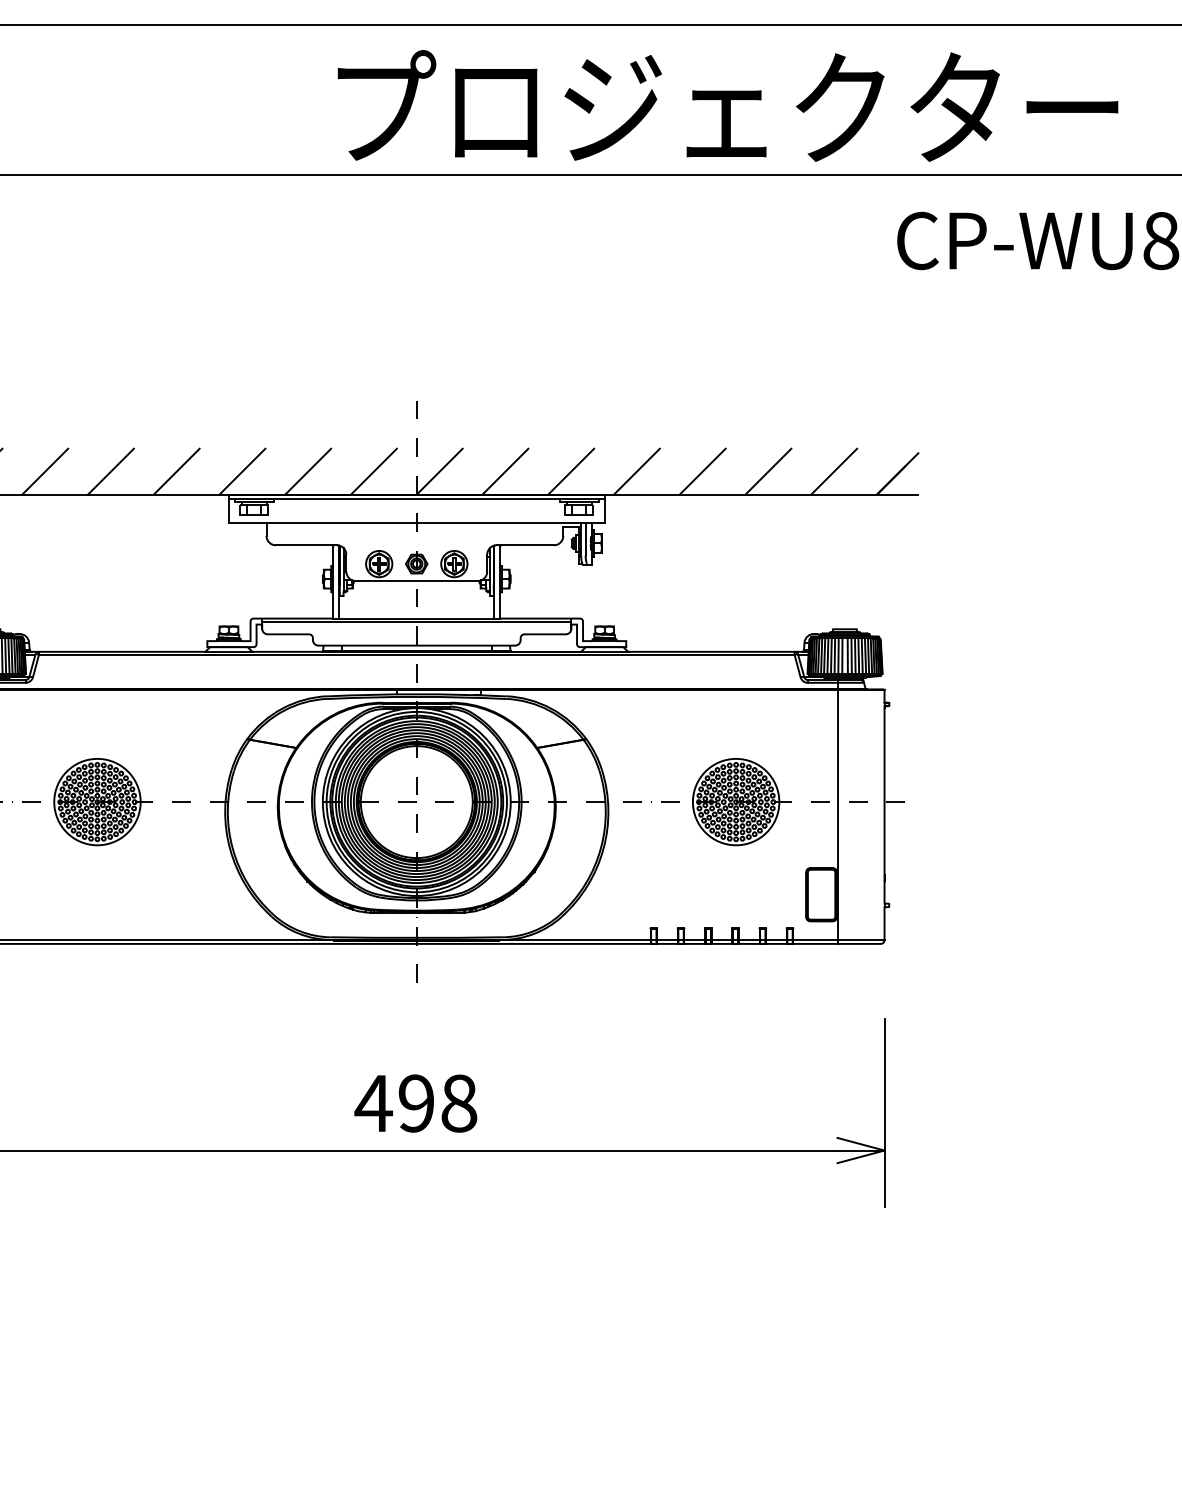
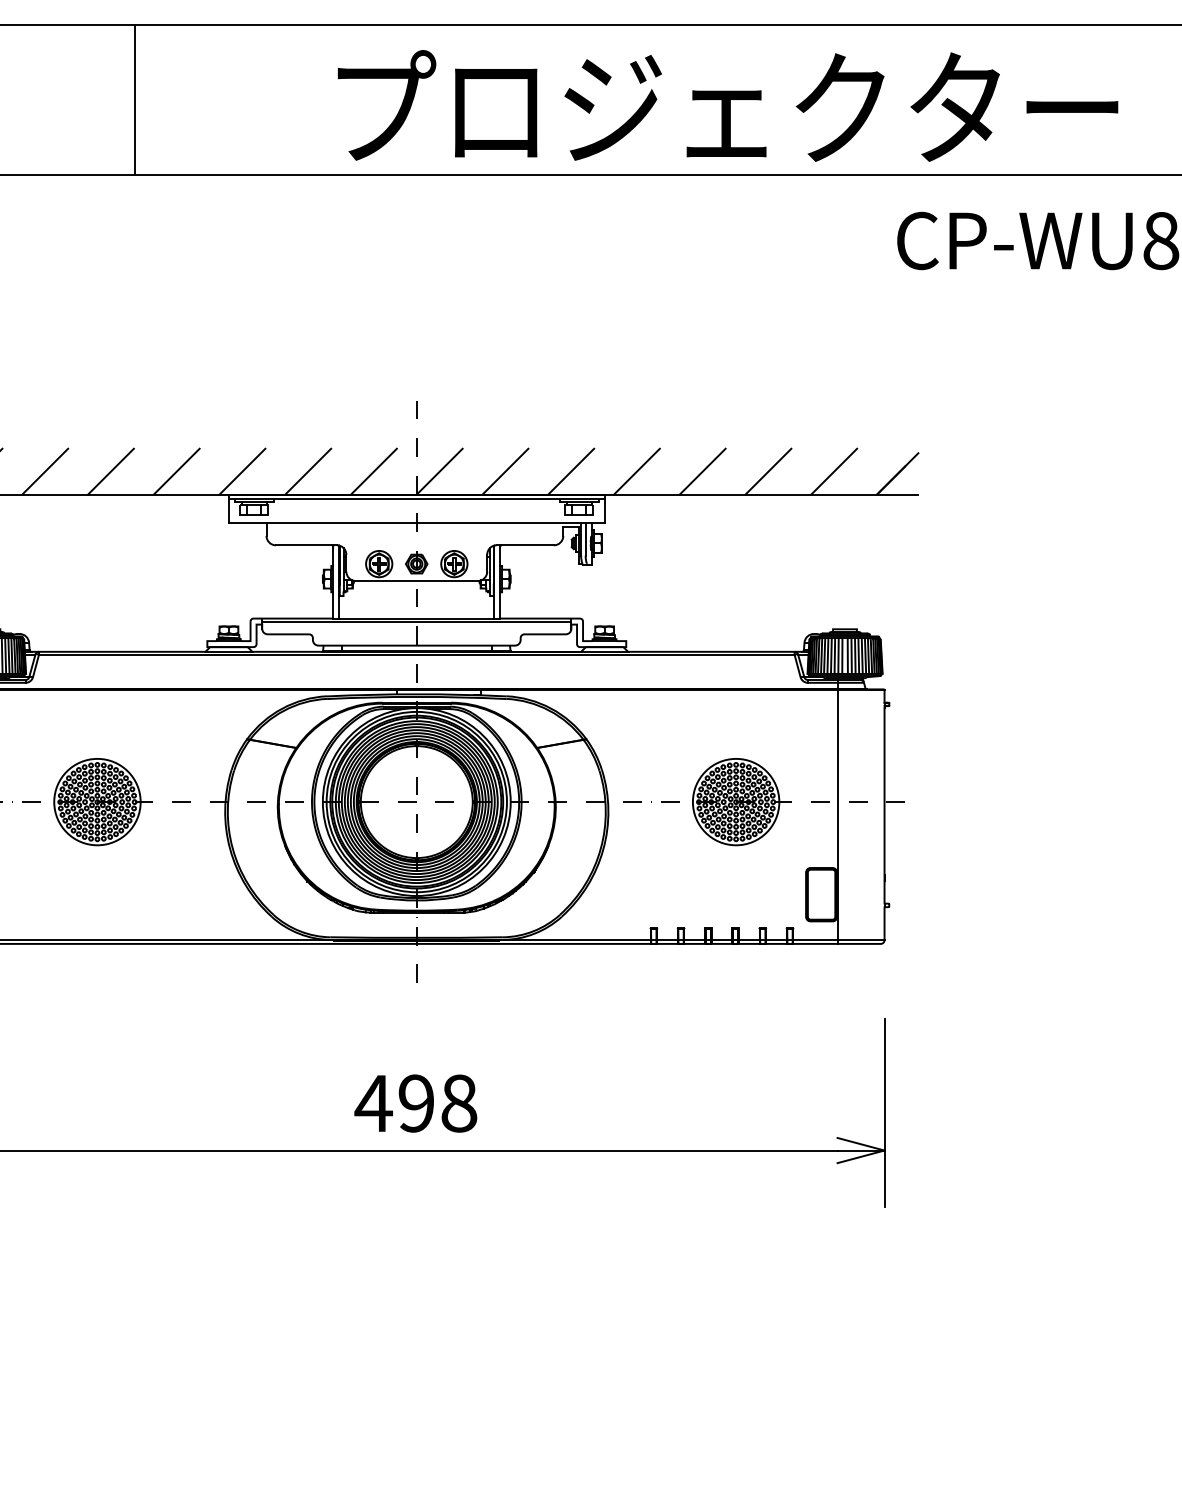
line: none -> present (135, 99)
